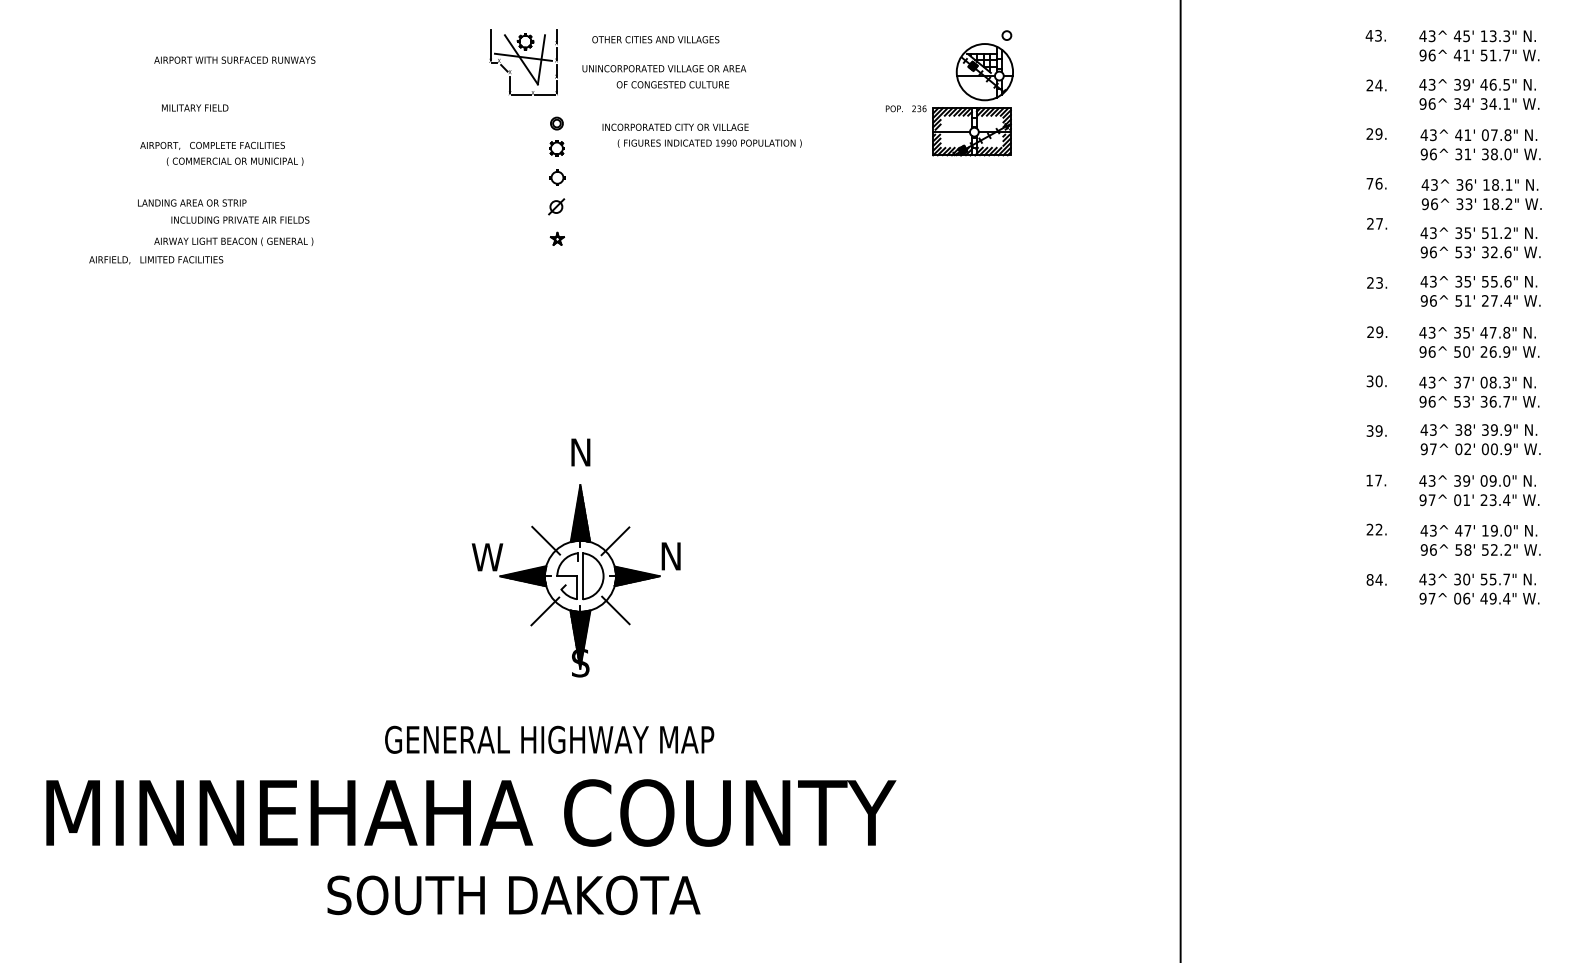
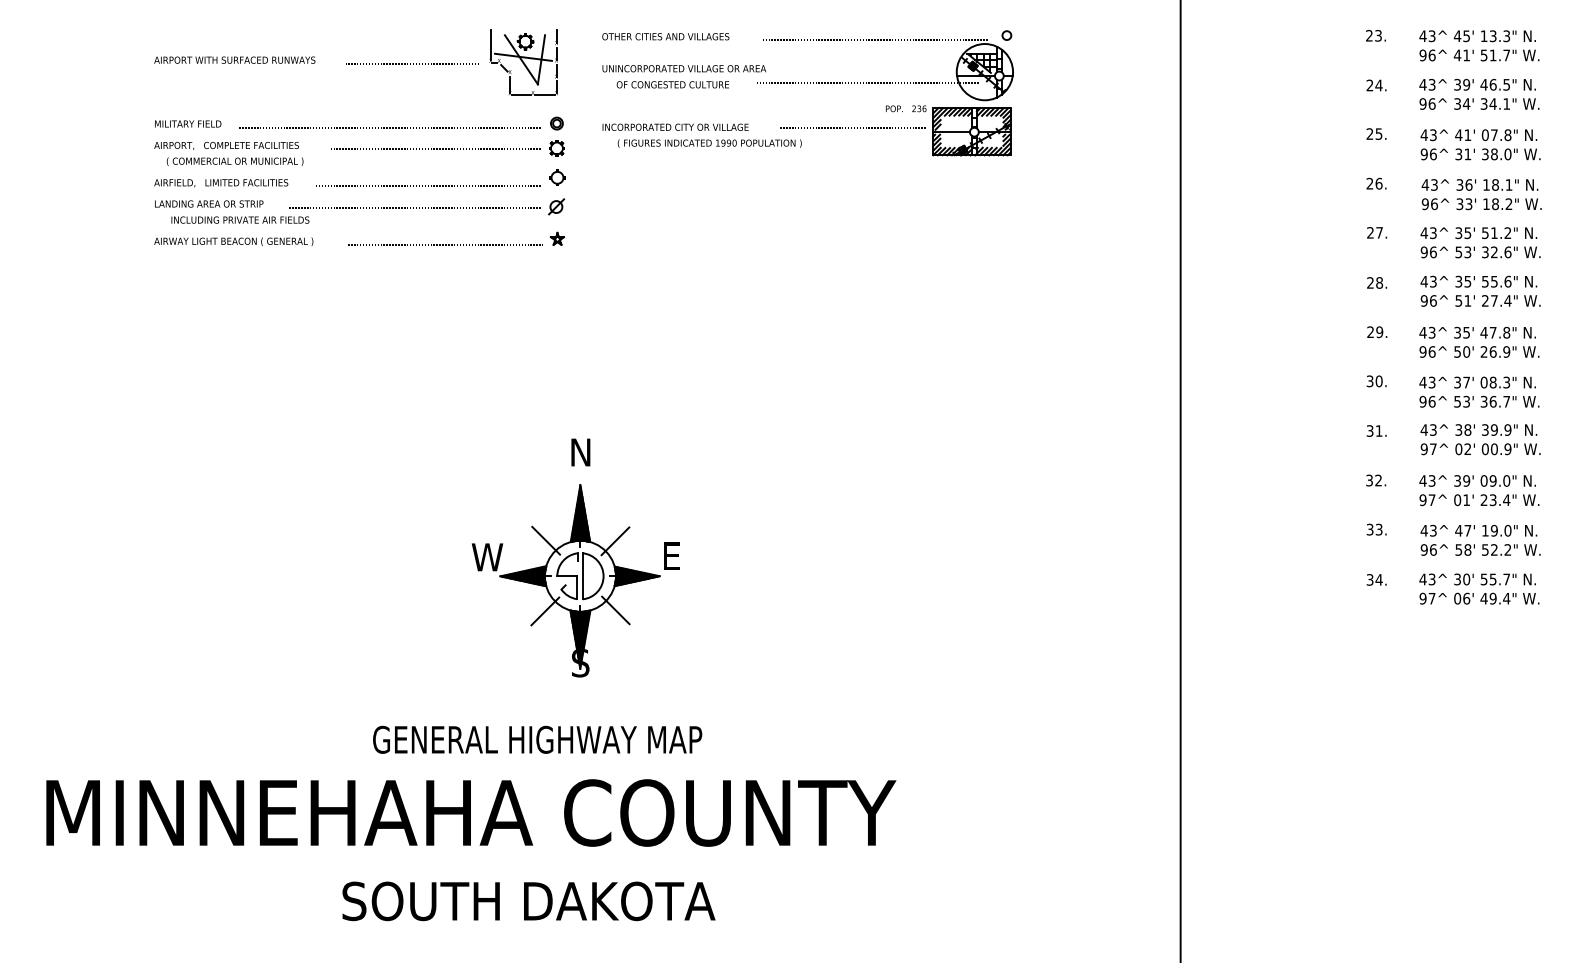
text: 43. -> 23. (1369, 35)
text position: (655, 39) -> (665, 36) (665, 36)
line: none -> present (873, 40)
line: none -> present (412, 63)
text position: (663, 68) -> (683, 68) (683, 68)
line: none -> present (867, 82)
text position: (195, 107) -> (188, 123) (188, 123)
line: none -> present (390, 127)
line: none -> present (852, 127)
text: 29. -> 25. (1378, 133)
text position: (212, 145) -> (226, 145) (226, 145)
line: none -> present (434, 148)
text: 76. -> 26. (1369, 183)
line: none -> present (428, 186)
text position: (192, 202) -> (209, 203) (209, 203)
line: none -> present (414, 207)
text position: (1377, 223) -> (1377, 232) (1377, 232)
line: none -> present (445, 244)
text position: (156, 260) -> (221, 183) (221, 183)
text: 23. -> 28. (1379, 282)
text: 39. -> 31. (1378, 430)
text: 17. -> 32. (1373, 480)
text: 22. -> 33. (1374, 529)
text: N -> E (670, 556)
text: 84. -> 34. (1369, 579)
text position: (549, 739) -> (537, 739) (537, 739)
text position: (513, 895) -> (528, 901) (528, 901)
